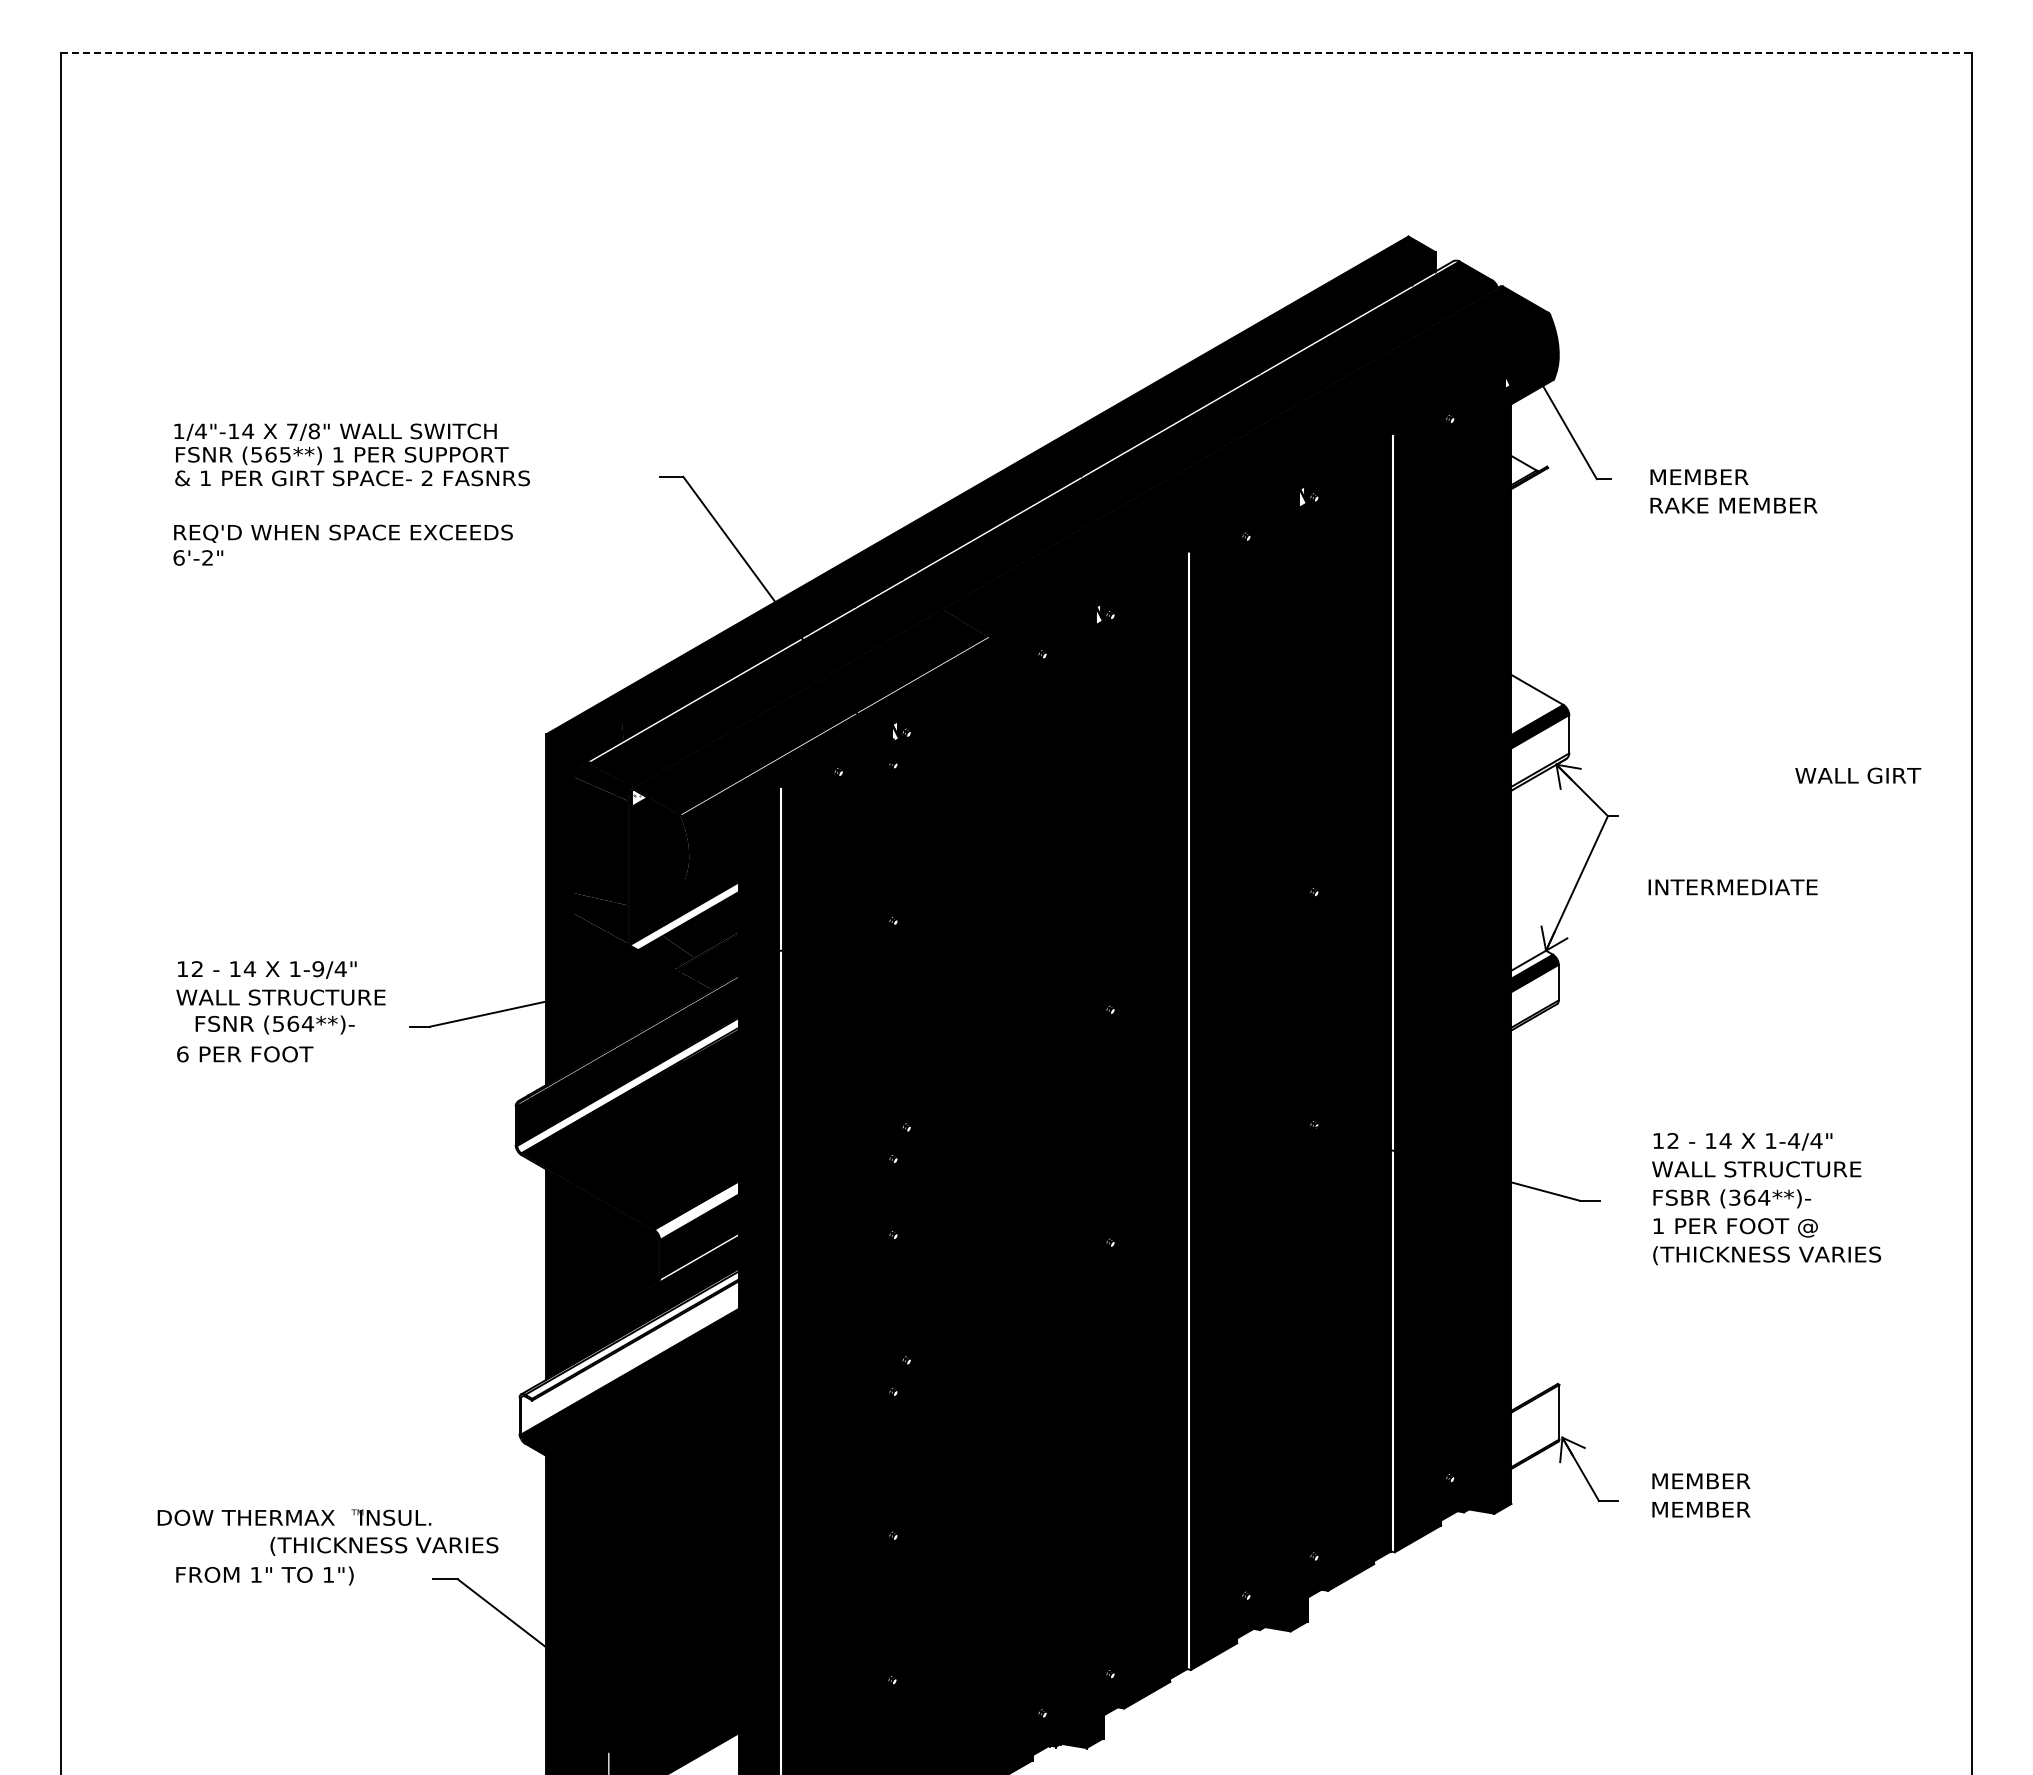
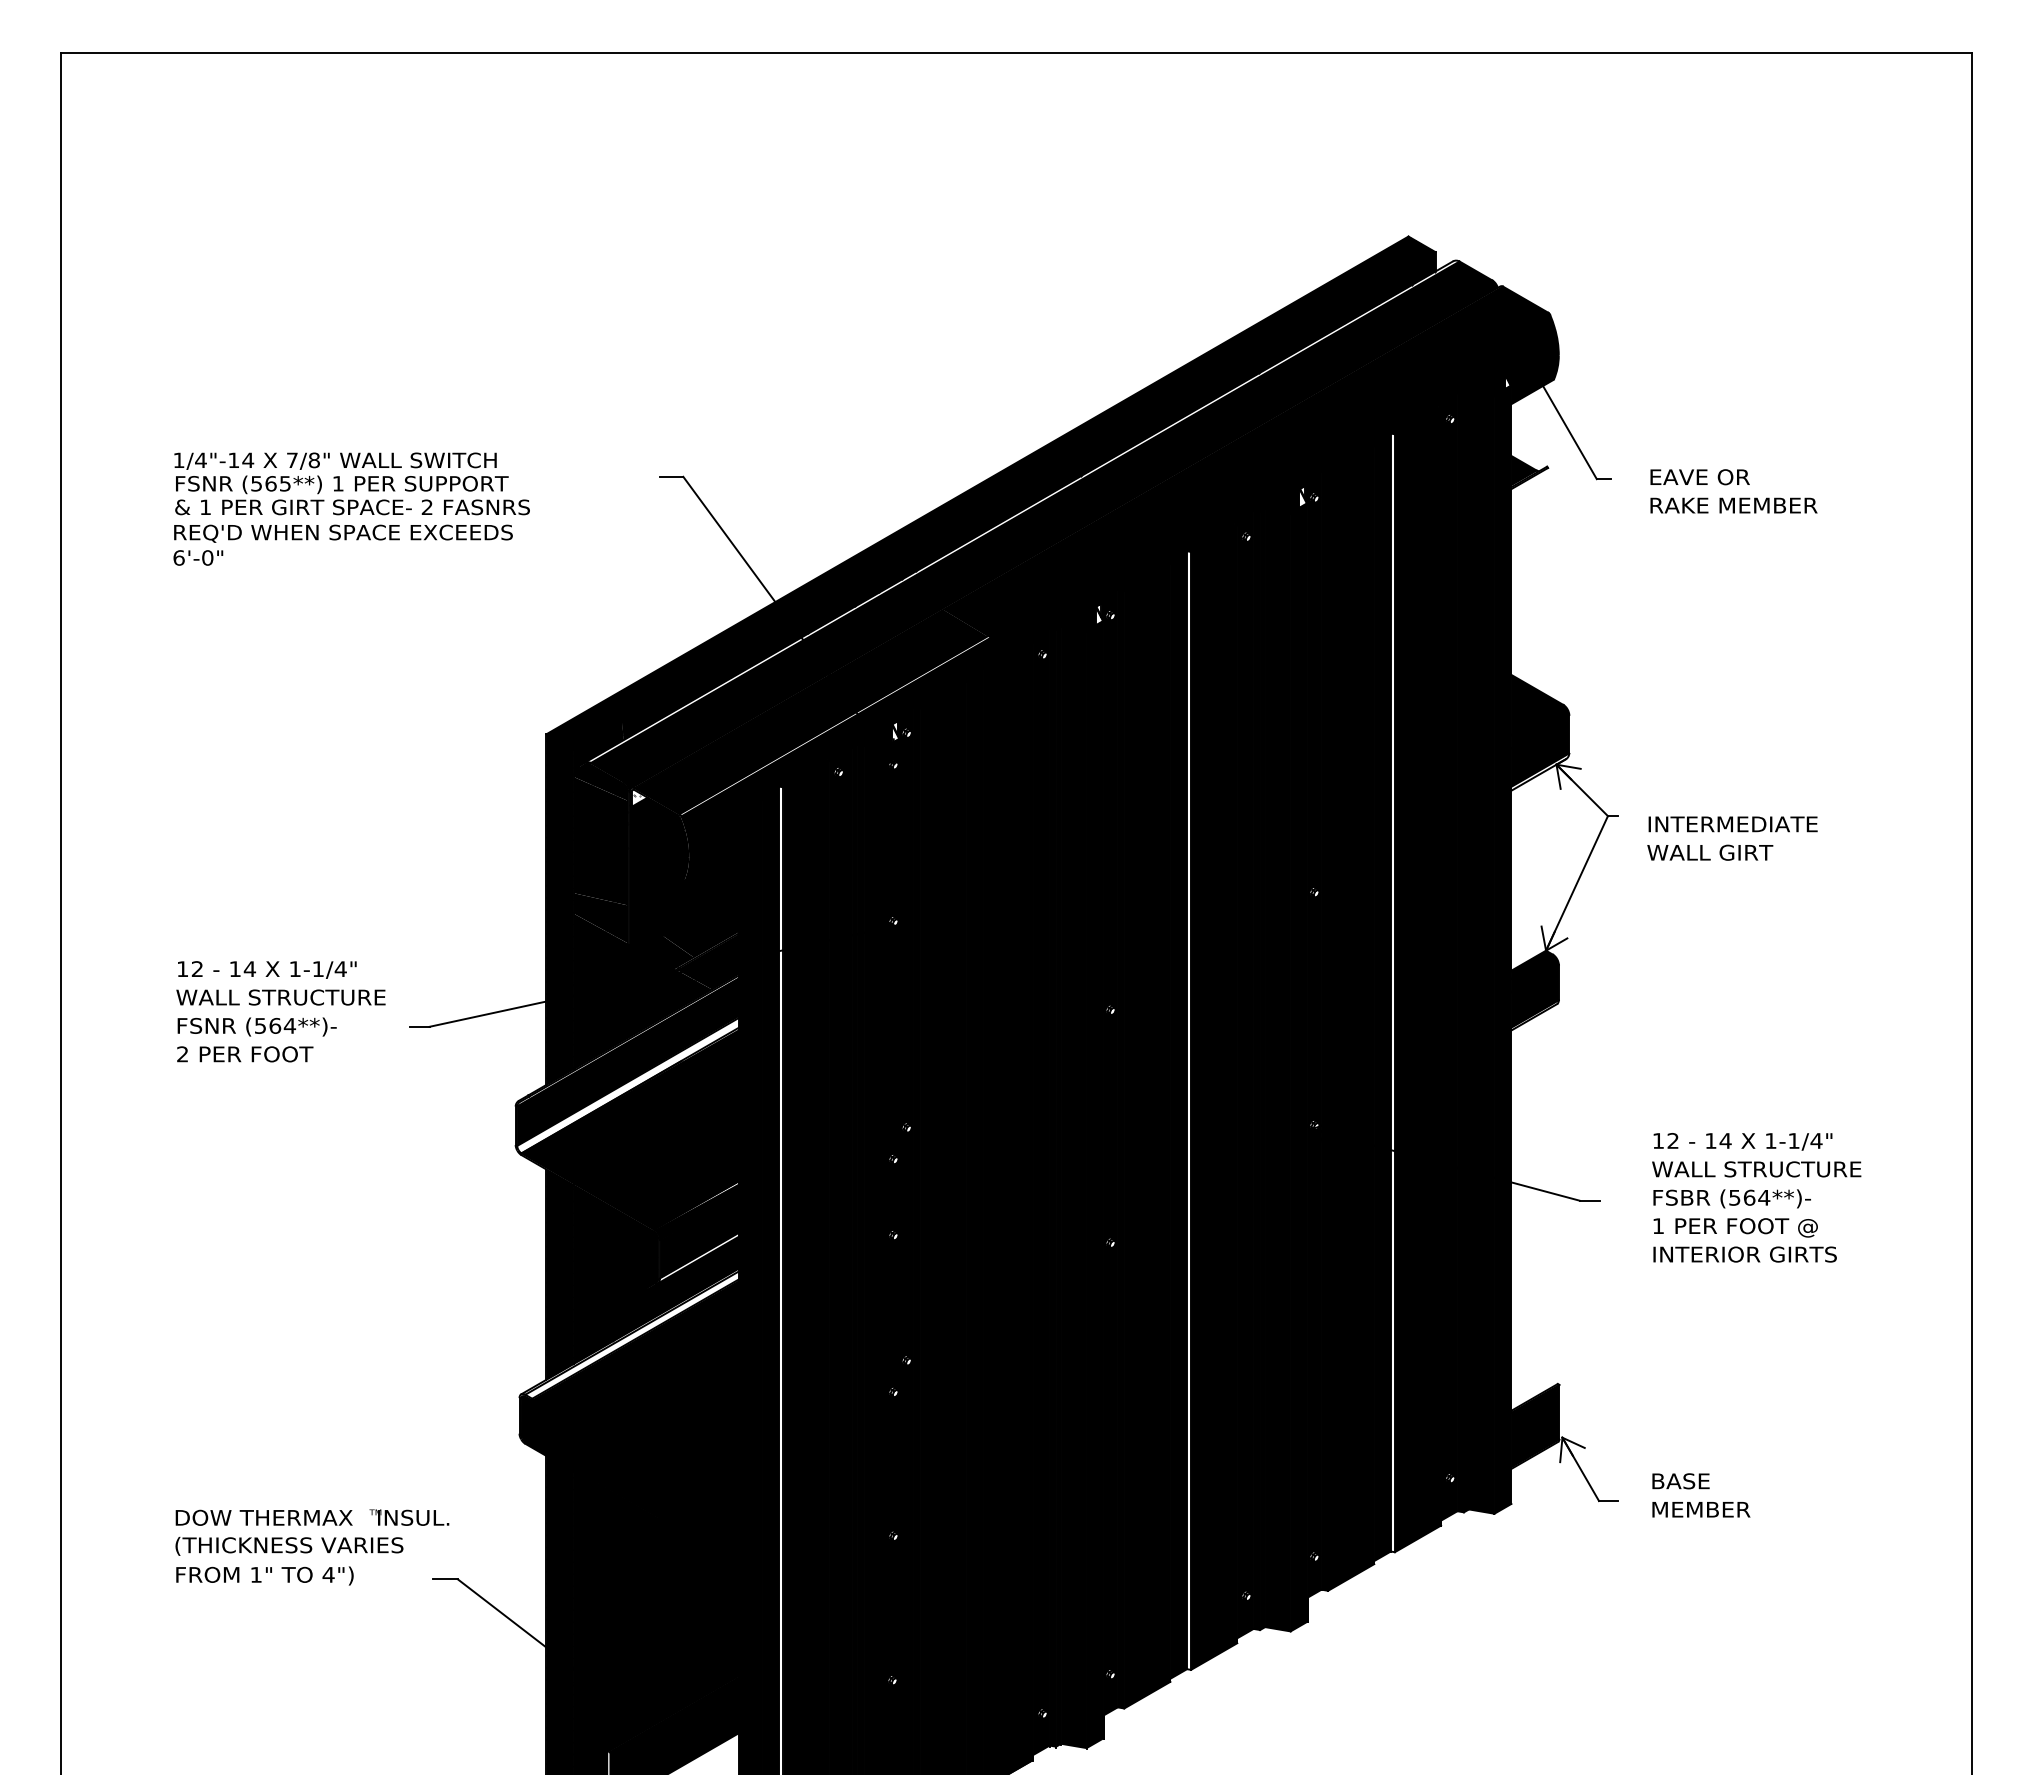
line: dashed -> solid (1016, 53)
text position: (351, 454) -> (351, 483) (351, 483)
fill: none -> present (1523, 470)
text: MEMBER -> EAVE OR (1700, 477)
text: 6'-2" -> 6'-0" (207, 557)
fill: none -> present (1537, 704)
fill: none -> present (1540, 750)
text position: (1858, 775) -> (1710, 852) (1710, 852)
text position: (1732, 887) -> (1732, 824) (1732, 824)
fill: none -> present (684, 917)
fill: none -> present (1531, 964)
text: 1-9/4" -> 1-1/4" (318, 969)
fill: none -> present (1534, 995)
text position: (274, 1024) -> (256, 1026) (256, 1026)
text: 6 -> 2 (182, 1054)
text: 1-4/4" -> 1-1/4" (1793, 1140)
text: (364**)- -> (564**)- (1734, 1197)
fill: none -> present (696, 1211)
text: (THICKNESS VARIES -> INTERIOR GIRTS (1767, 1255)
fill: none -> present (630, 1357)
fill: none -> present (1535, 1425)
text: MEMBER -> BASE (1702, 1481)
text position: (294, 1517) -> (312, 1517) (312, 1517)
text position: (384, 1545) -> (289, 1545) (289, 1545)
text: 1") -> 4") (328, 1574)
